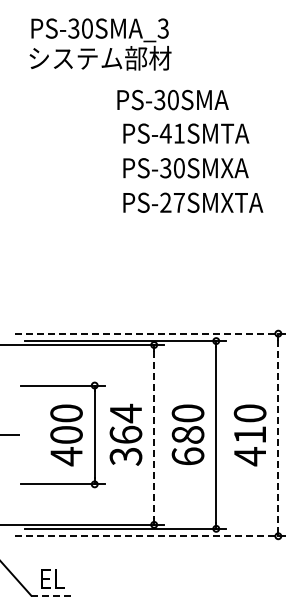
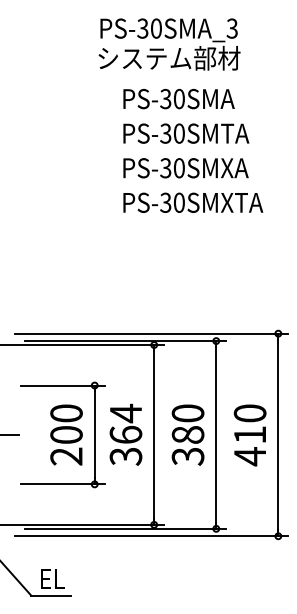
text position: (100, 44) -> (169, 44) (169, 44)
text position: (172, 99) -> (178, 98) (178, 98)
text: PS-41SMTA -> PS-30SMTA (171, 133)
text: PS-27SMXTA -> PS-30SMXTA (172, 202)
line: dashed -> solid (152, 333)
line: dashed -> solid (154, 434)
line: dashed -> solid (278, 435)
text: 400 -> 200 (66, 456)
text: 680 -> 380 (187, 456)
line: dashed -> solid (152, 536)
line: dashed -> solid (51, 595)
